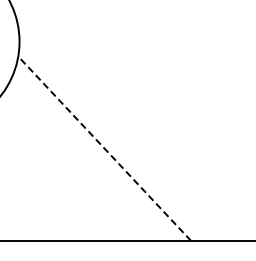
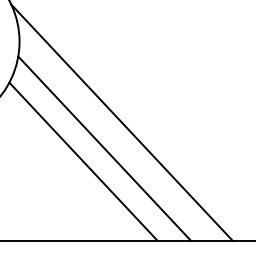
line: none -> present (121, 122)
line: dashed -> solid (104, 148)
line: none -> present (83, 161)
